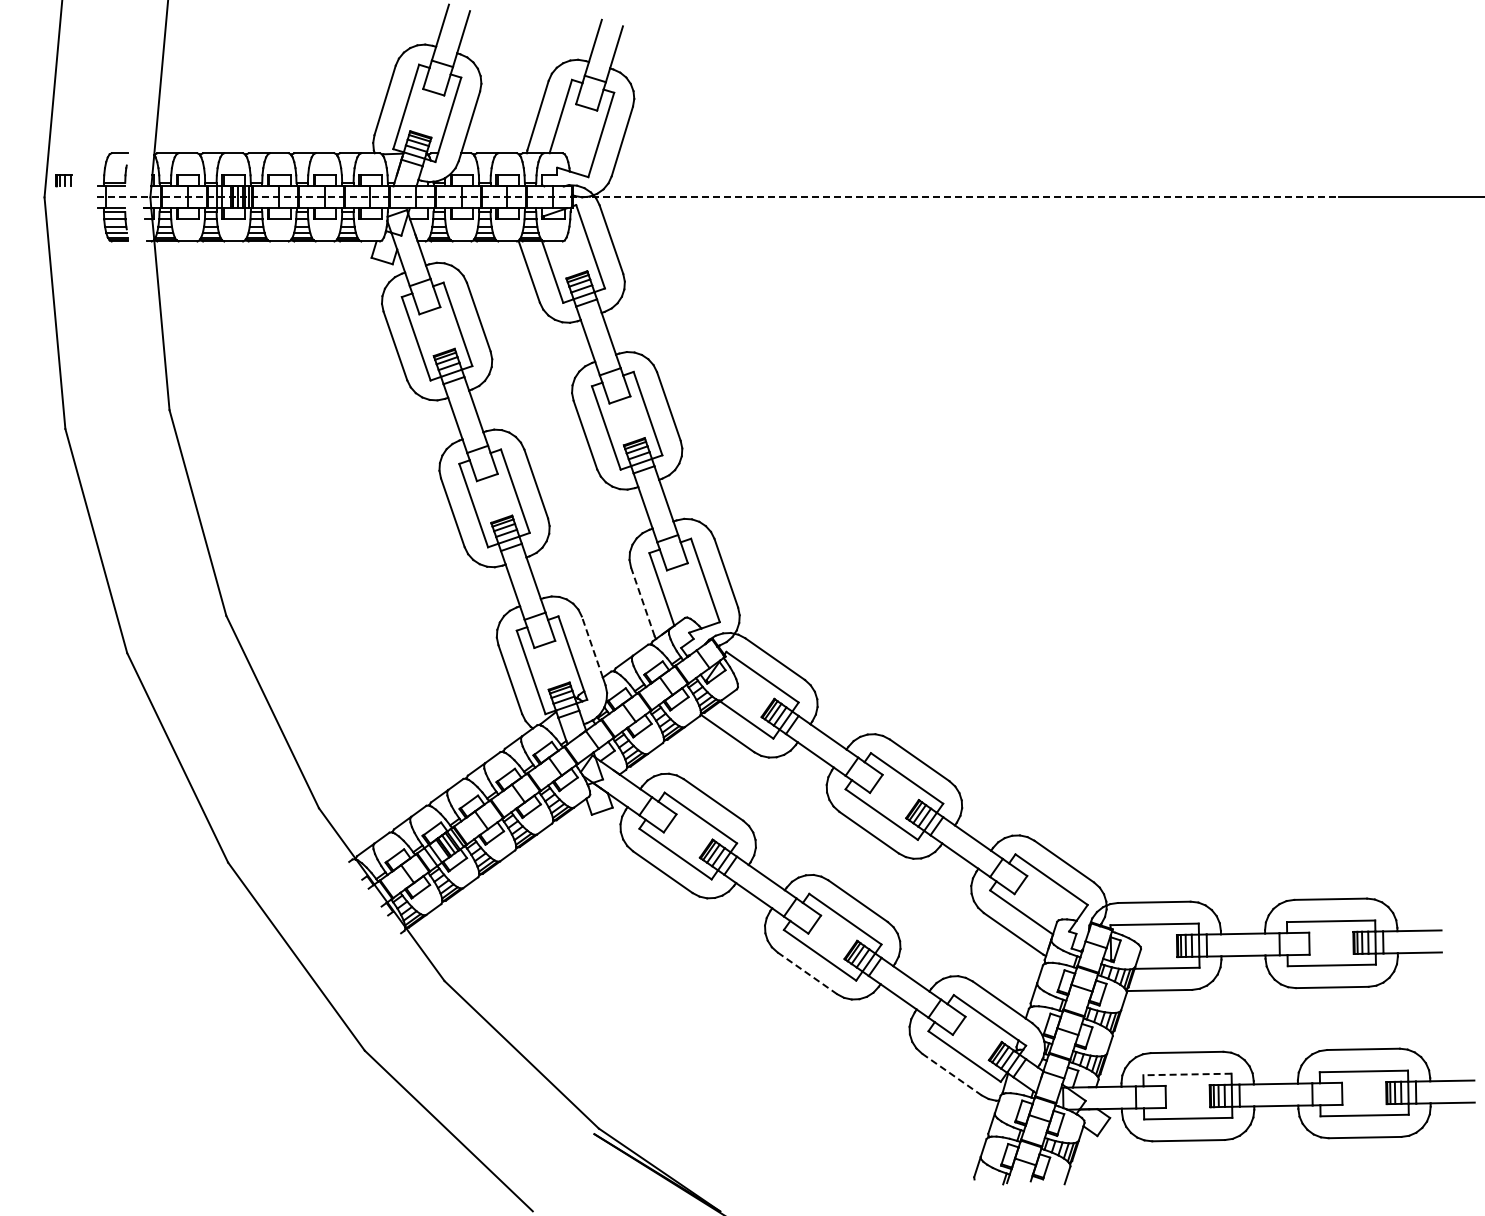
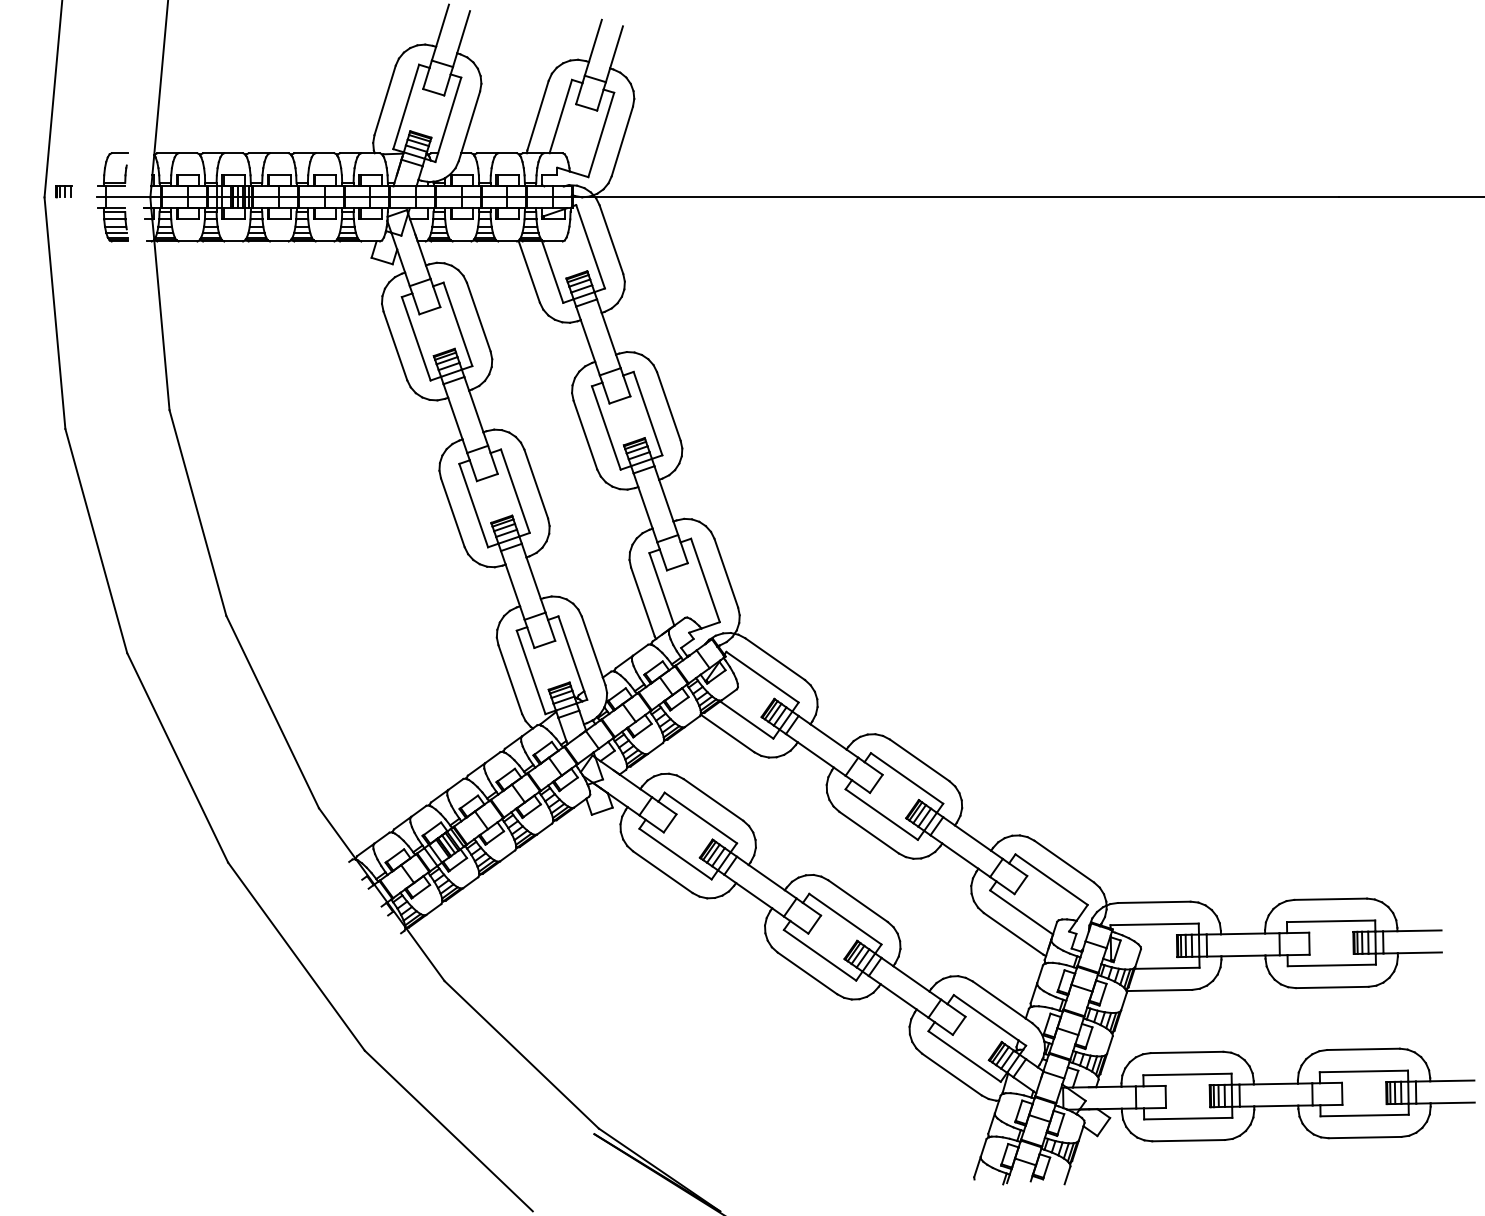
part position: (63, 180) -> (63, 191) (63, 191)
line: dashed -> solid (718, 197)
line: dashed -> solid (642, 601)
line: dashed -> solid (592, 646)
line: dashed -> solid (807, 973)
line: dashed -> solid (952, 1074)
line: dashed -> solid (1186, 1074)
